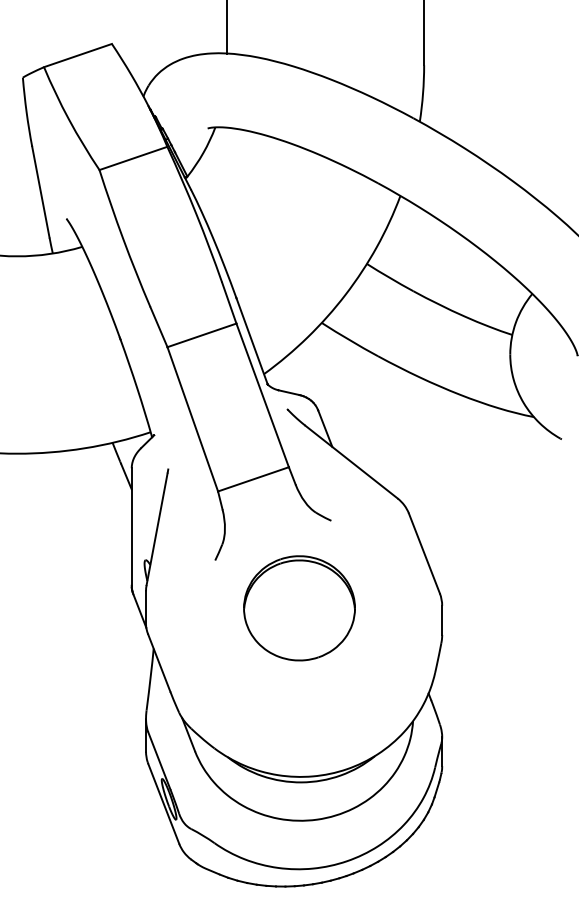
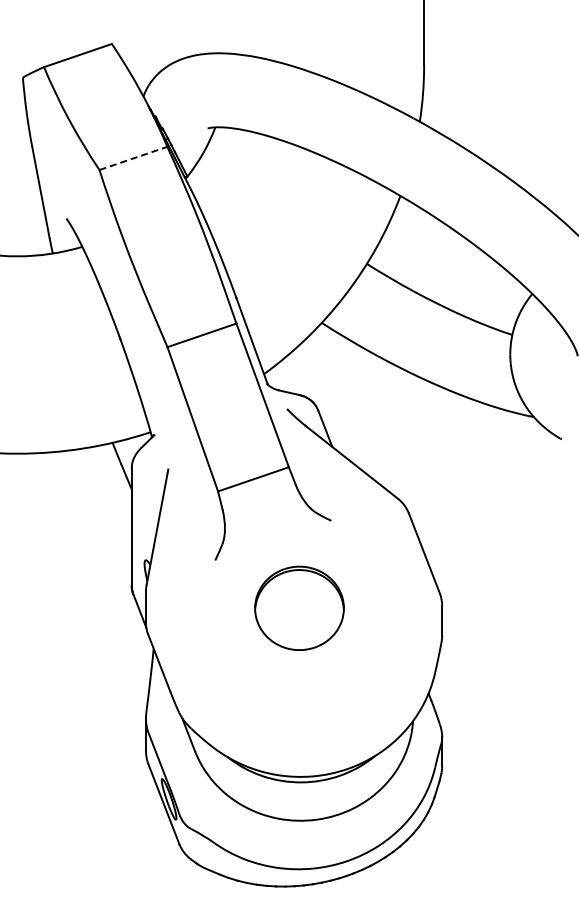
line: present -> none (226, 27)
line: solid -> dashed (133, 158)
part size: 113x107 px -> 91x86 px (299, 607)
